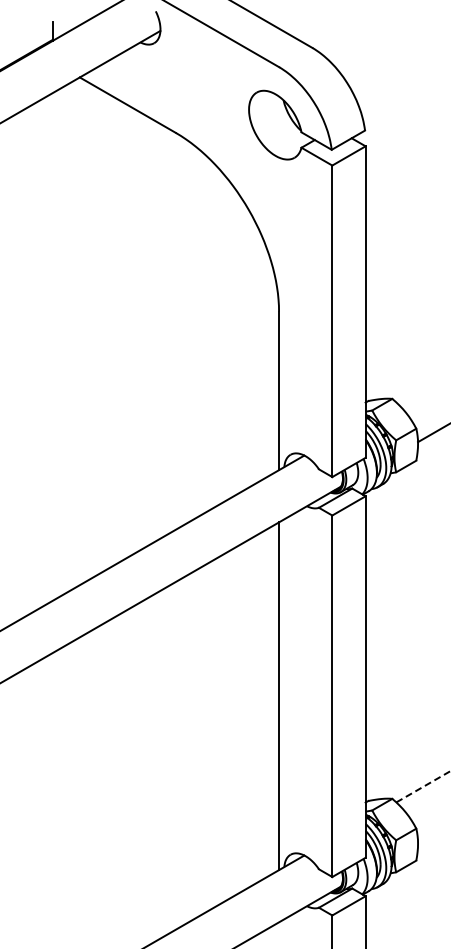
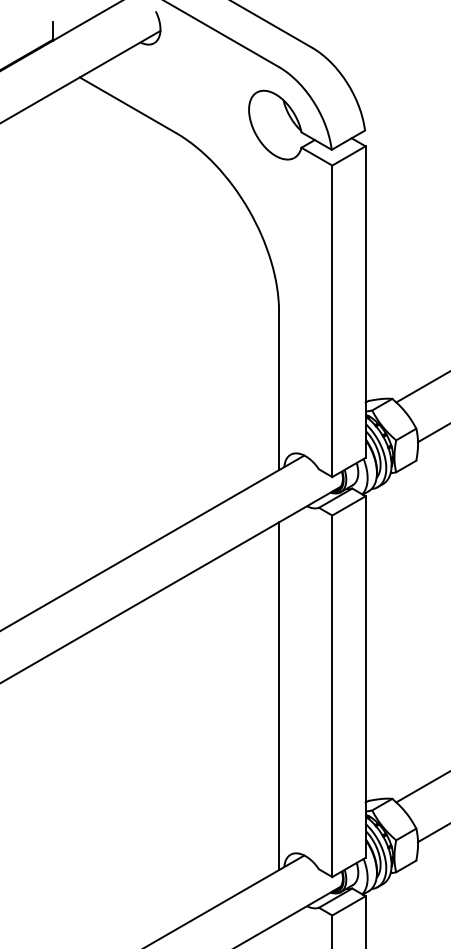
line: none -> present (421, 387)
line: dashed -> solid (424, 786)
line: none -> present (432, 833)
